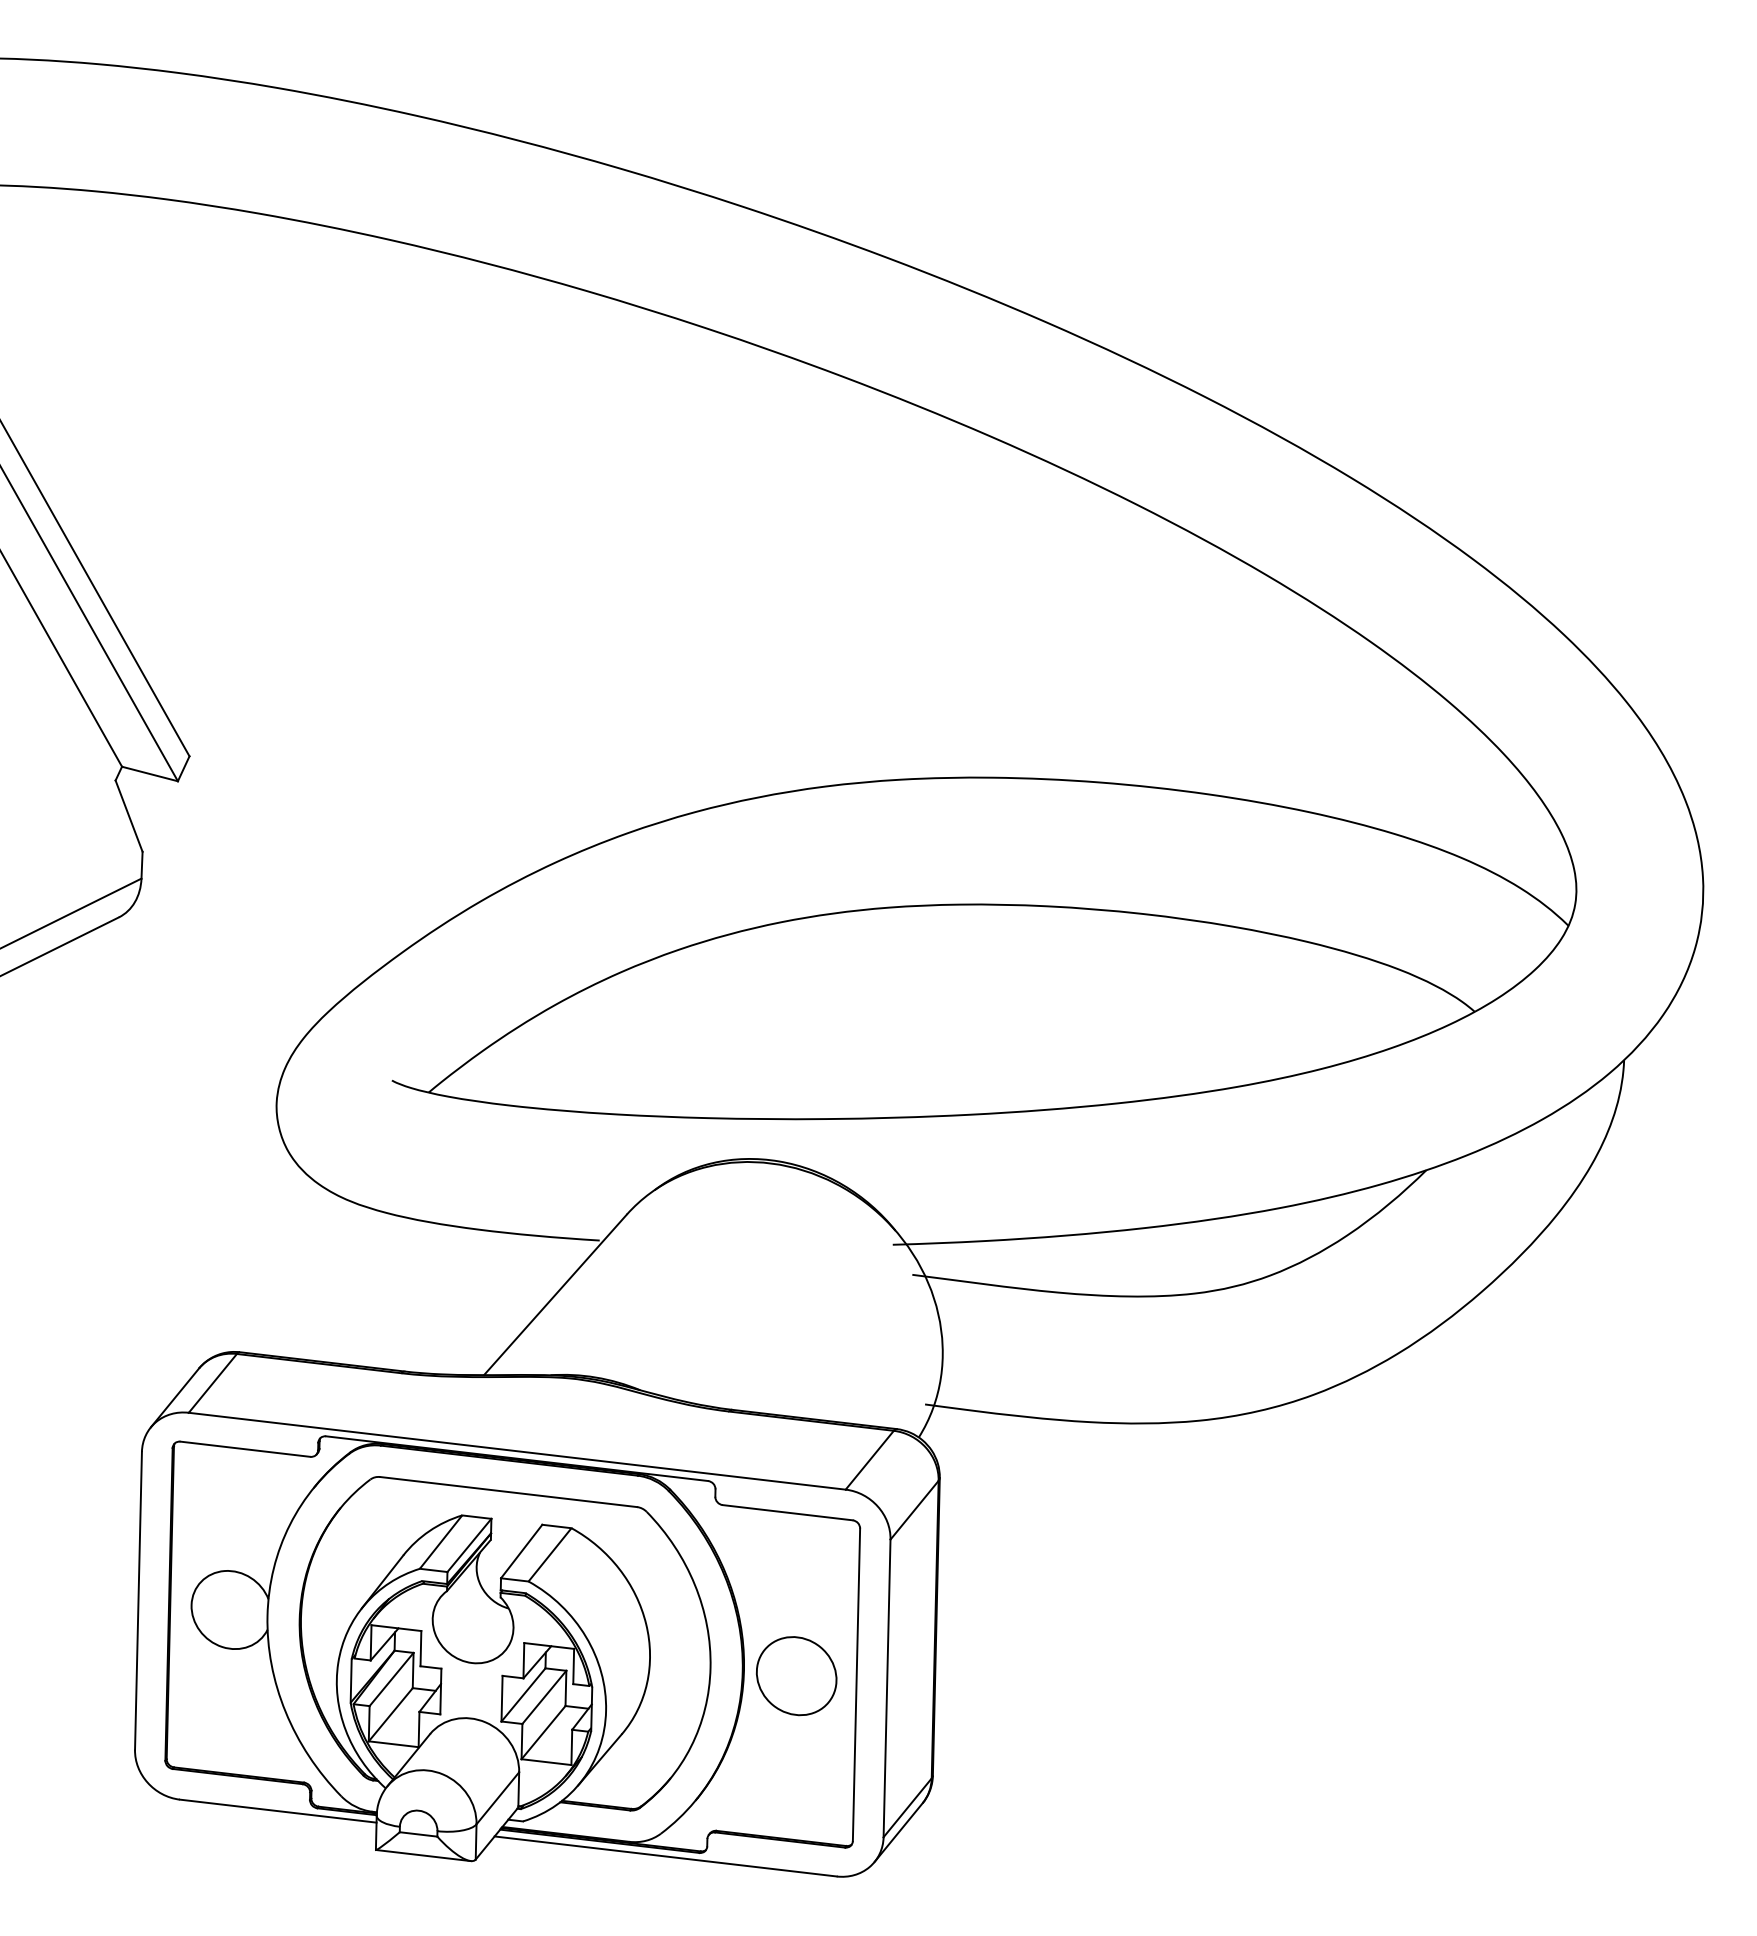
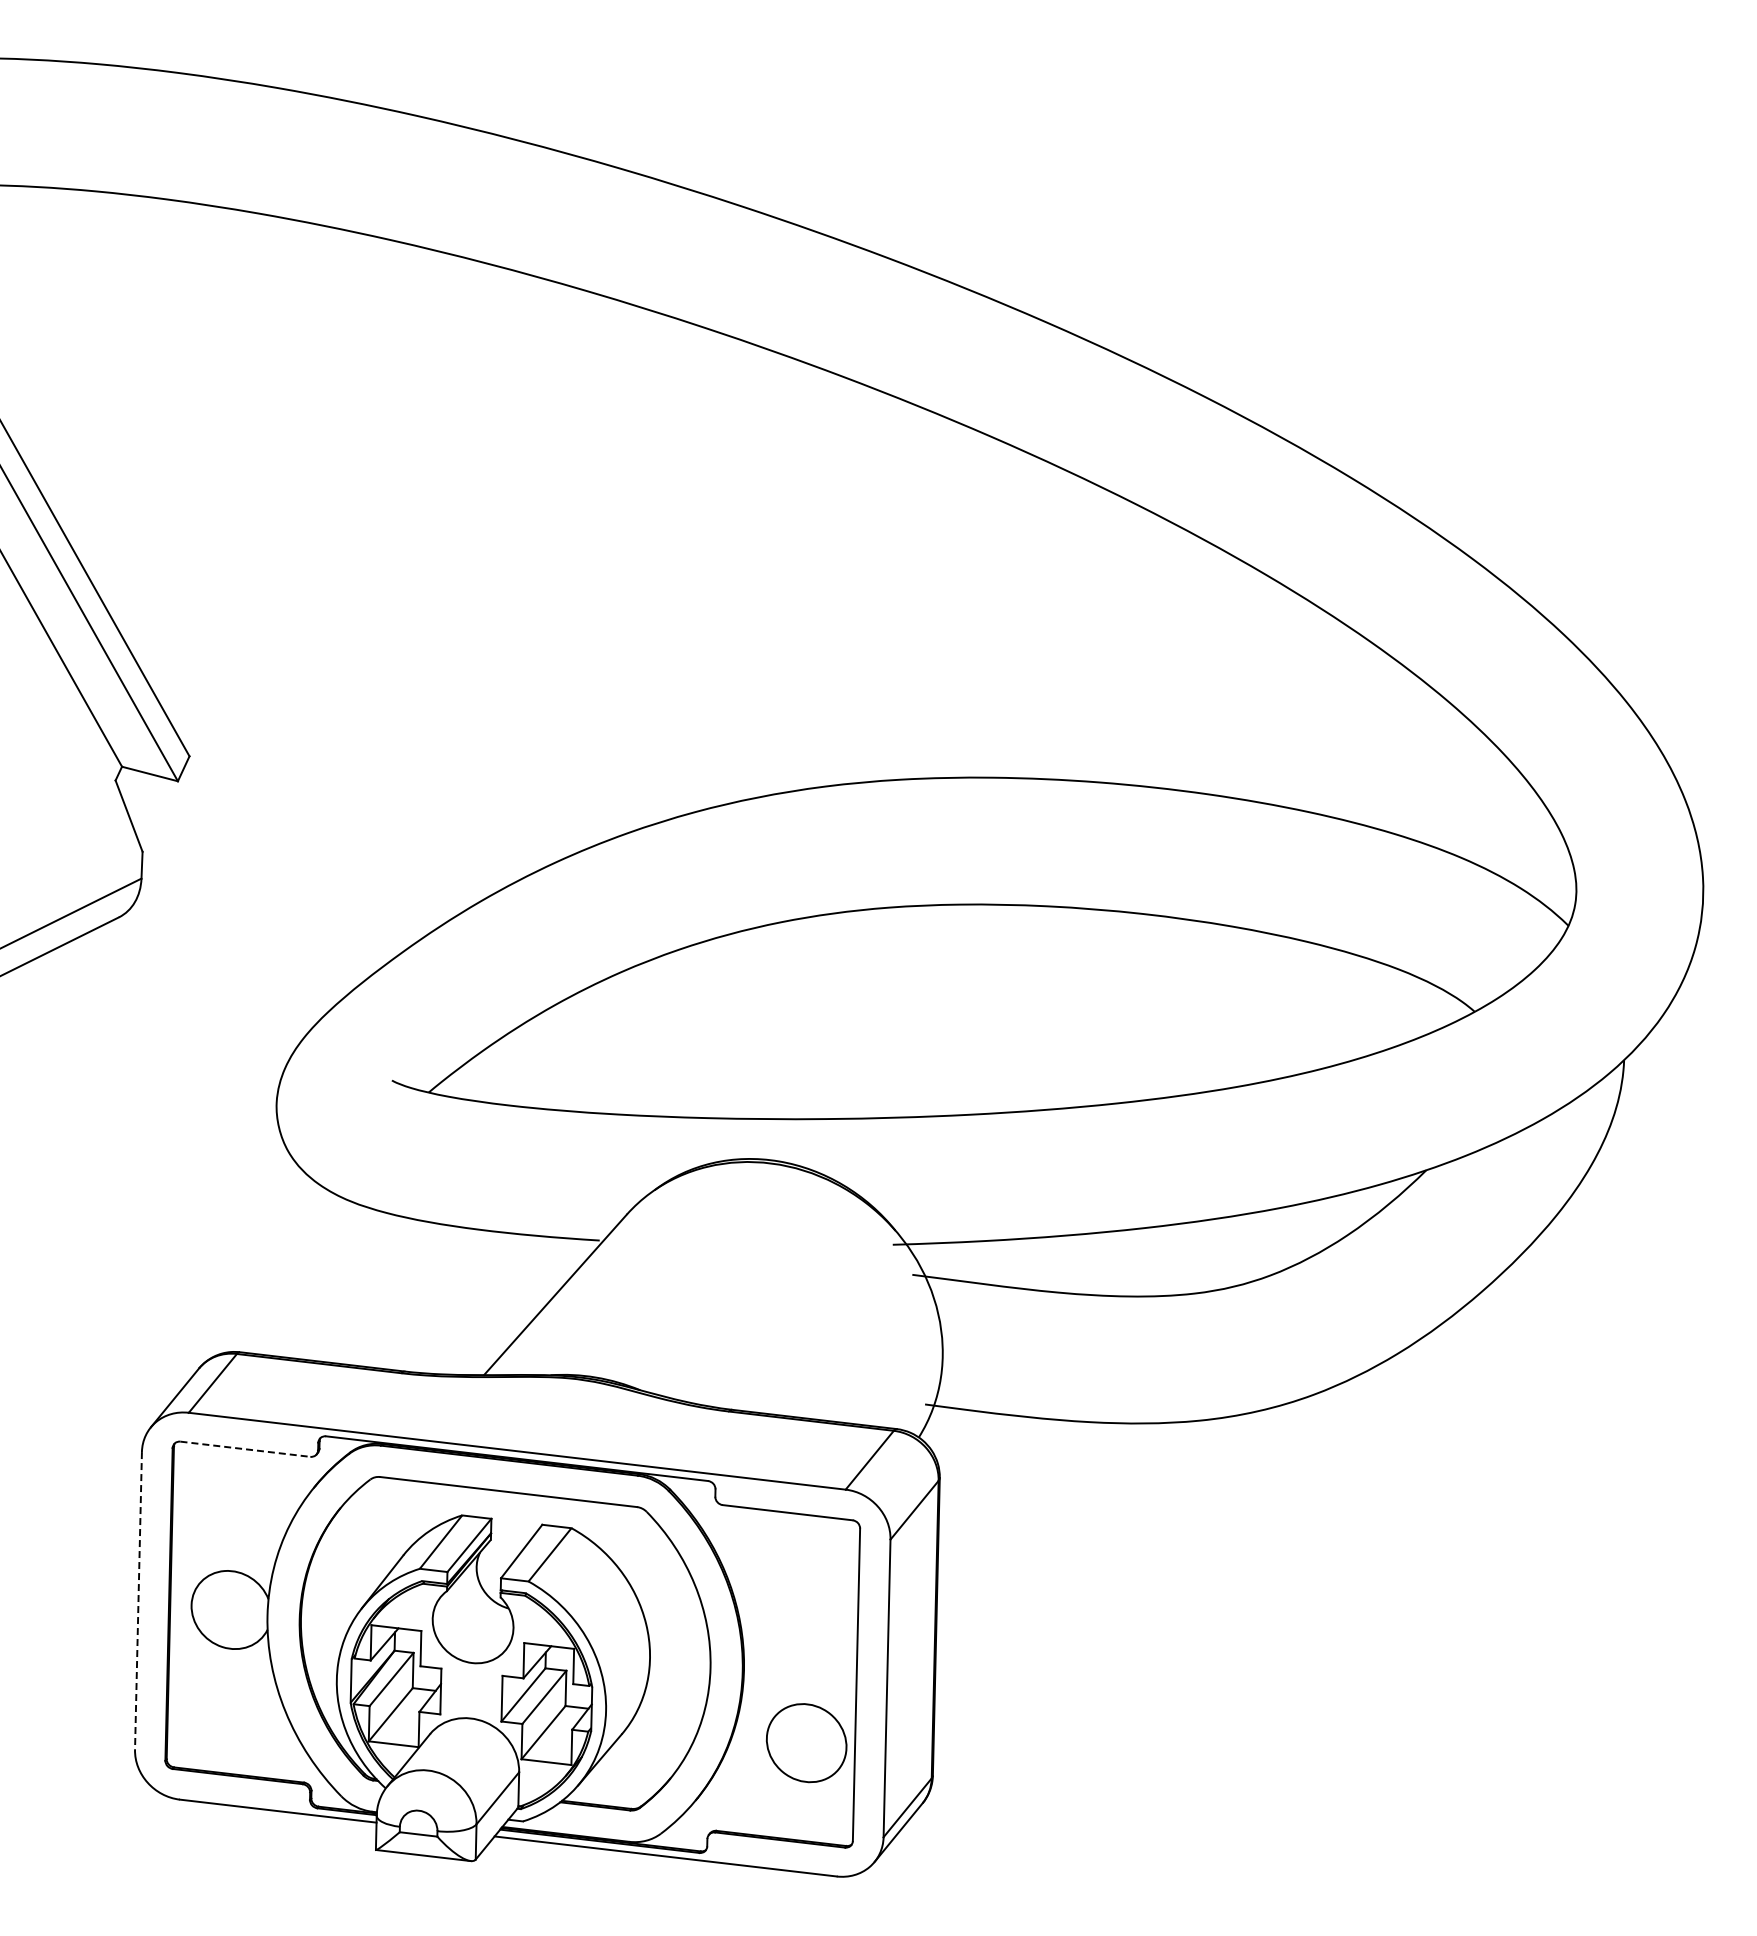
line: solid -> dashed (245, 1449)
line: solid -> dashed (138, 1600)
part position: (796, 1676) -> (806, 1743) (806, 1743)
